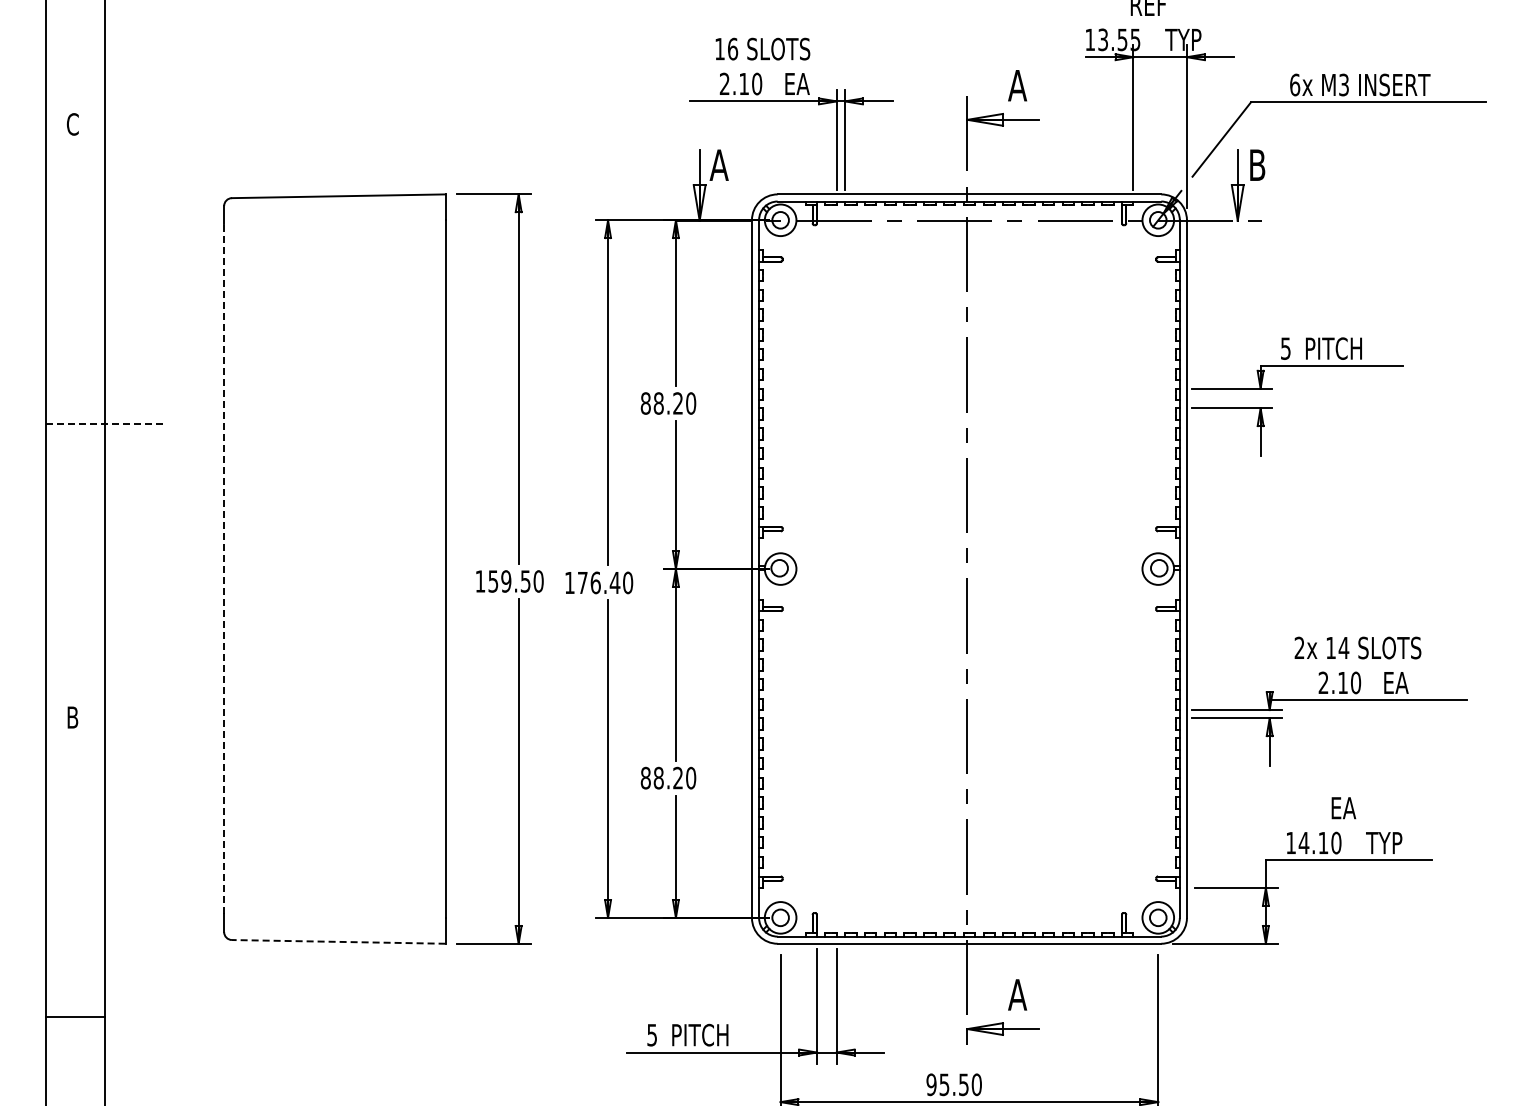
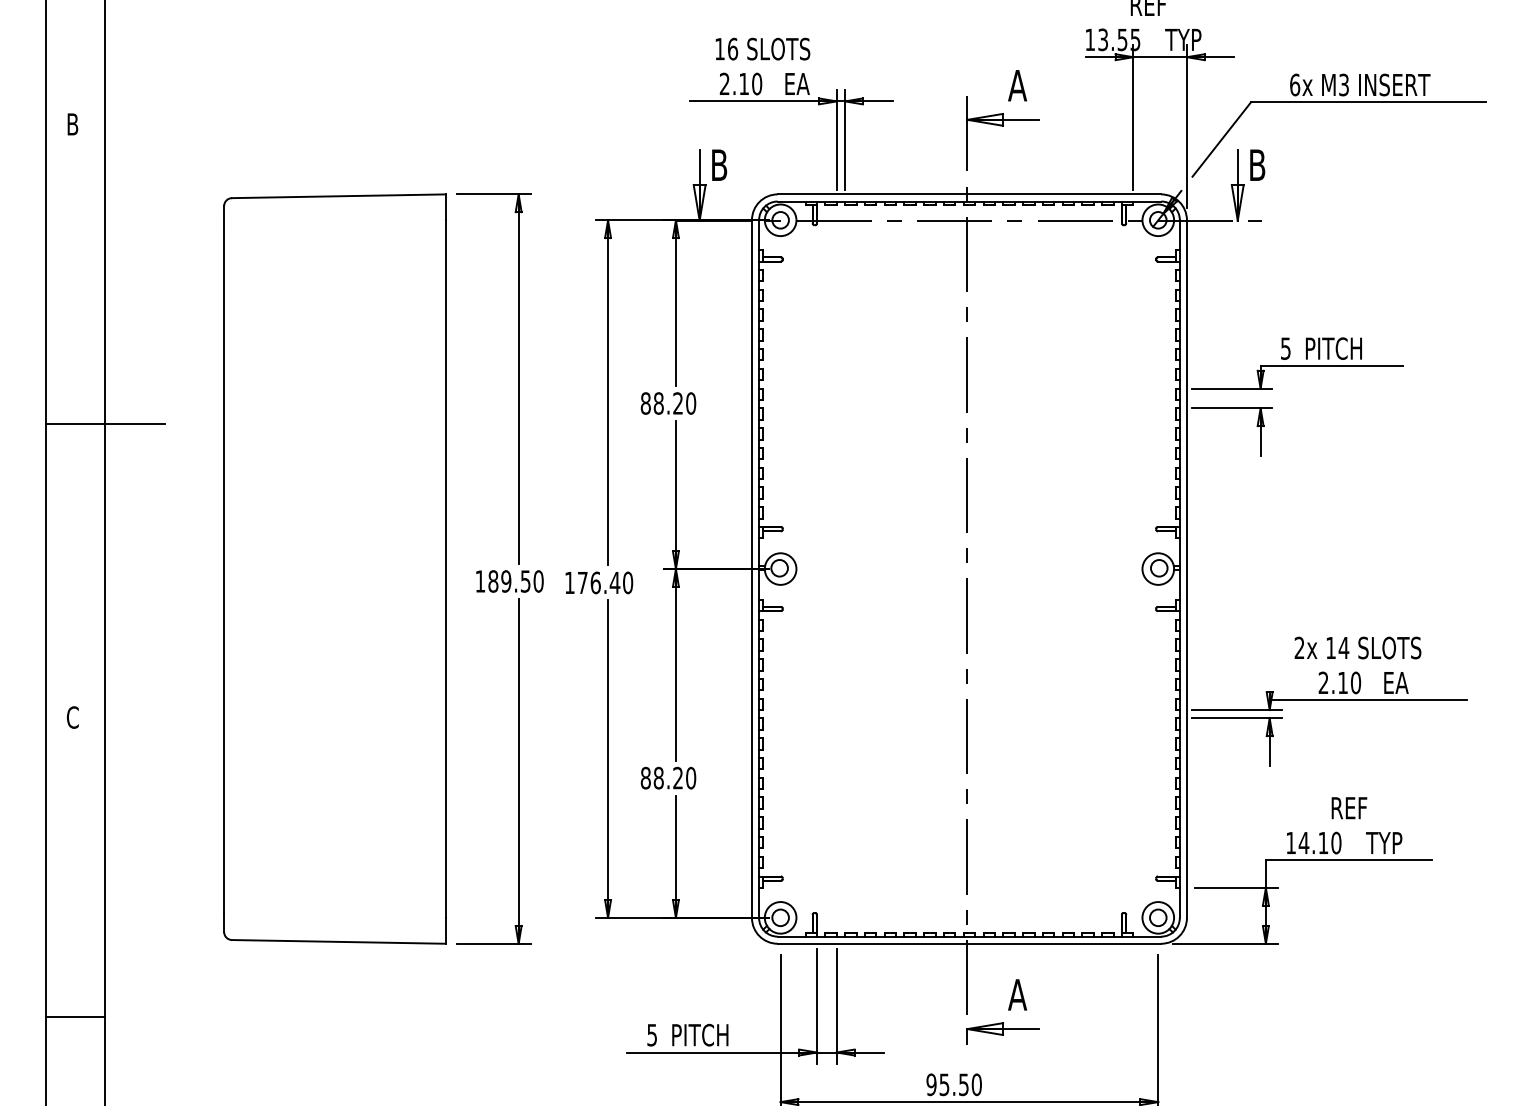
text: C -> B (72, 124)
text: A -> B (718, 164)
line: dashed -> solid (105, 423)
line: dashed -> solid (224, 568)
text: 159.50 -> 189.50 (493, 581)
text: B -> C (72, 717)
text: EA -> REF (1350, 808)
line: dashed -> solid (338, 941)
